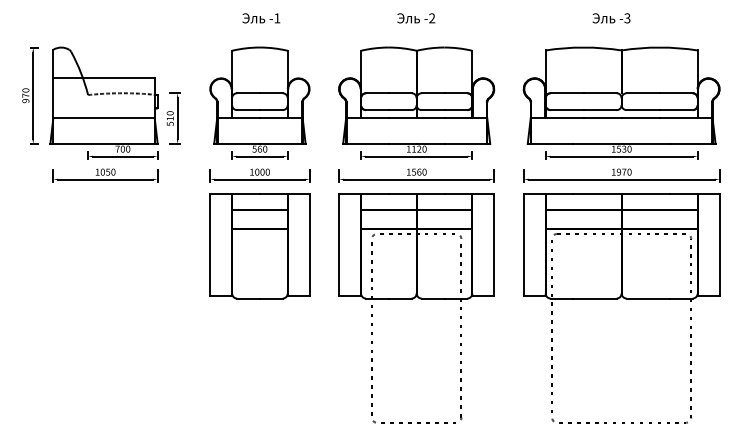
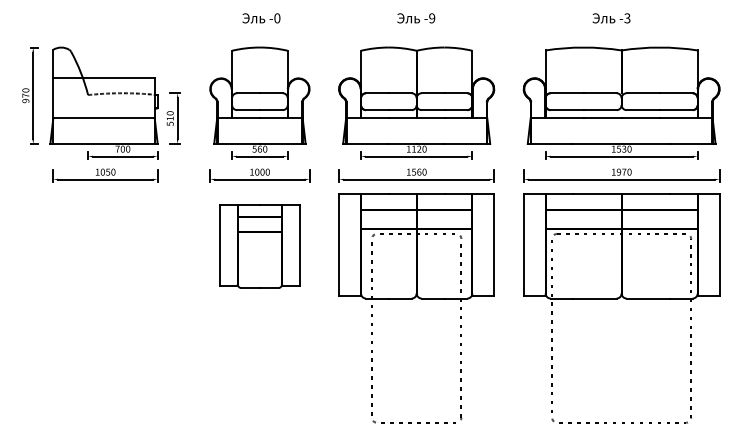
text: -1 -> -0 (277, 18)
text: -2 -> -9 (432, 18)
part size: 102x107 px -> 82x85 px (259, 246)
